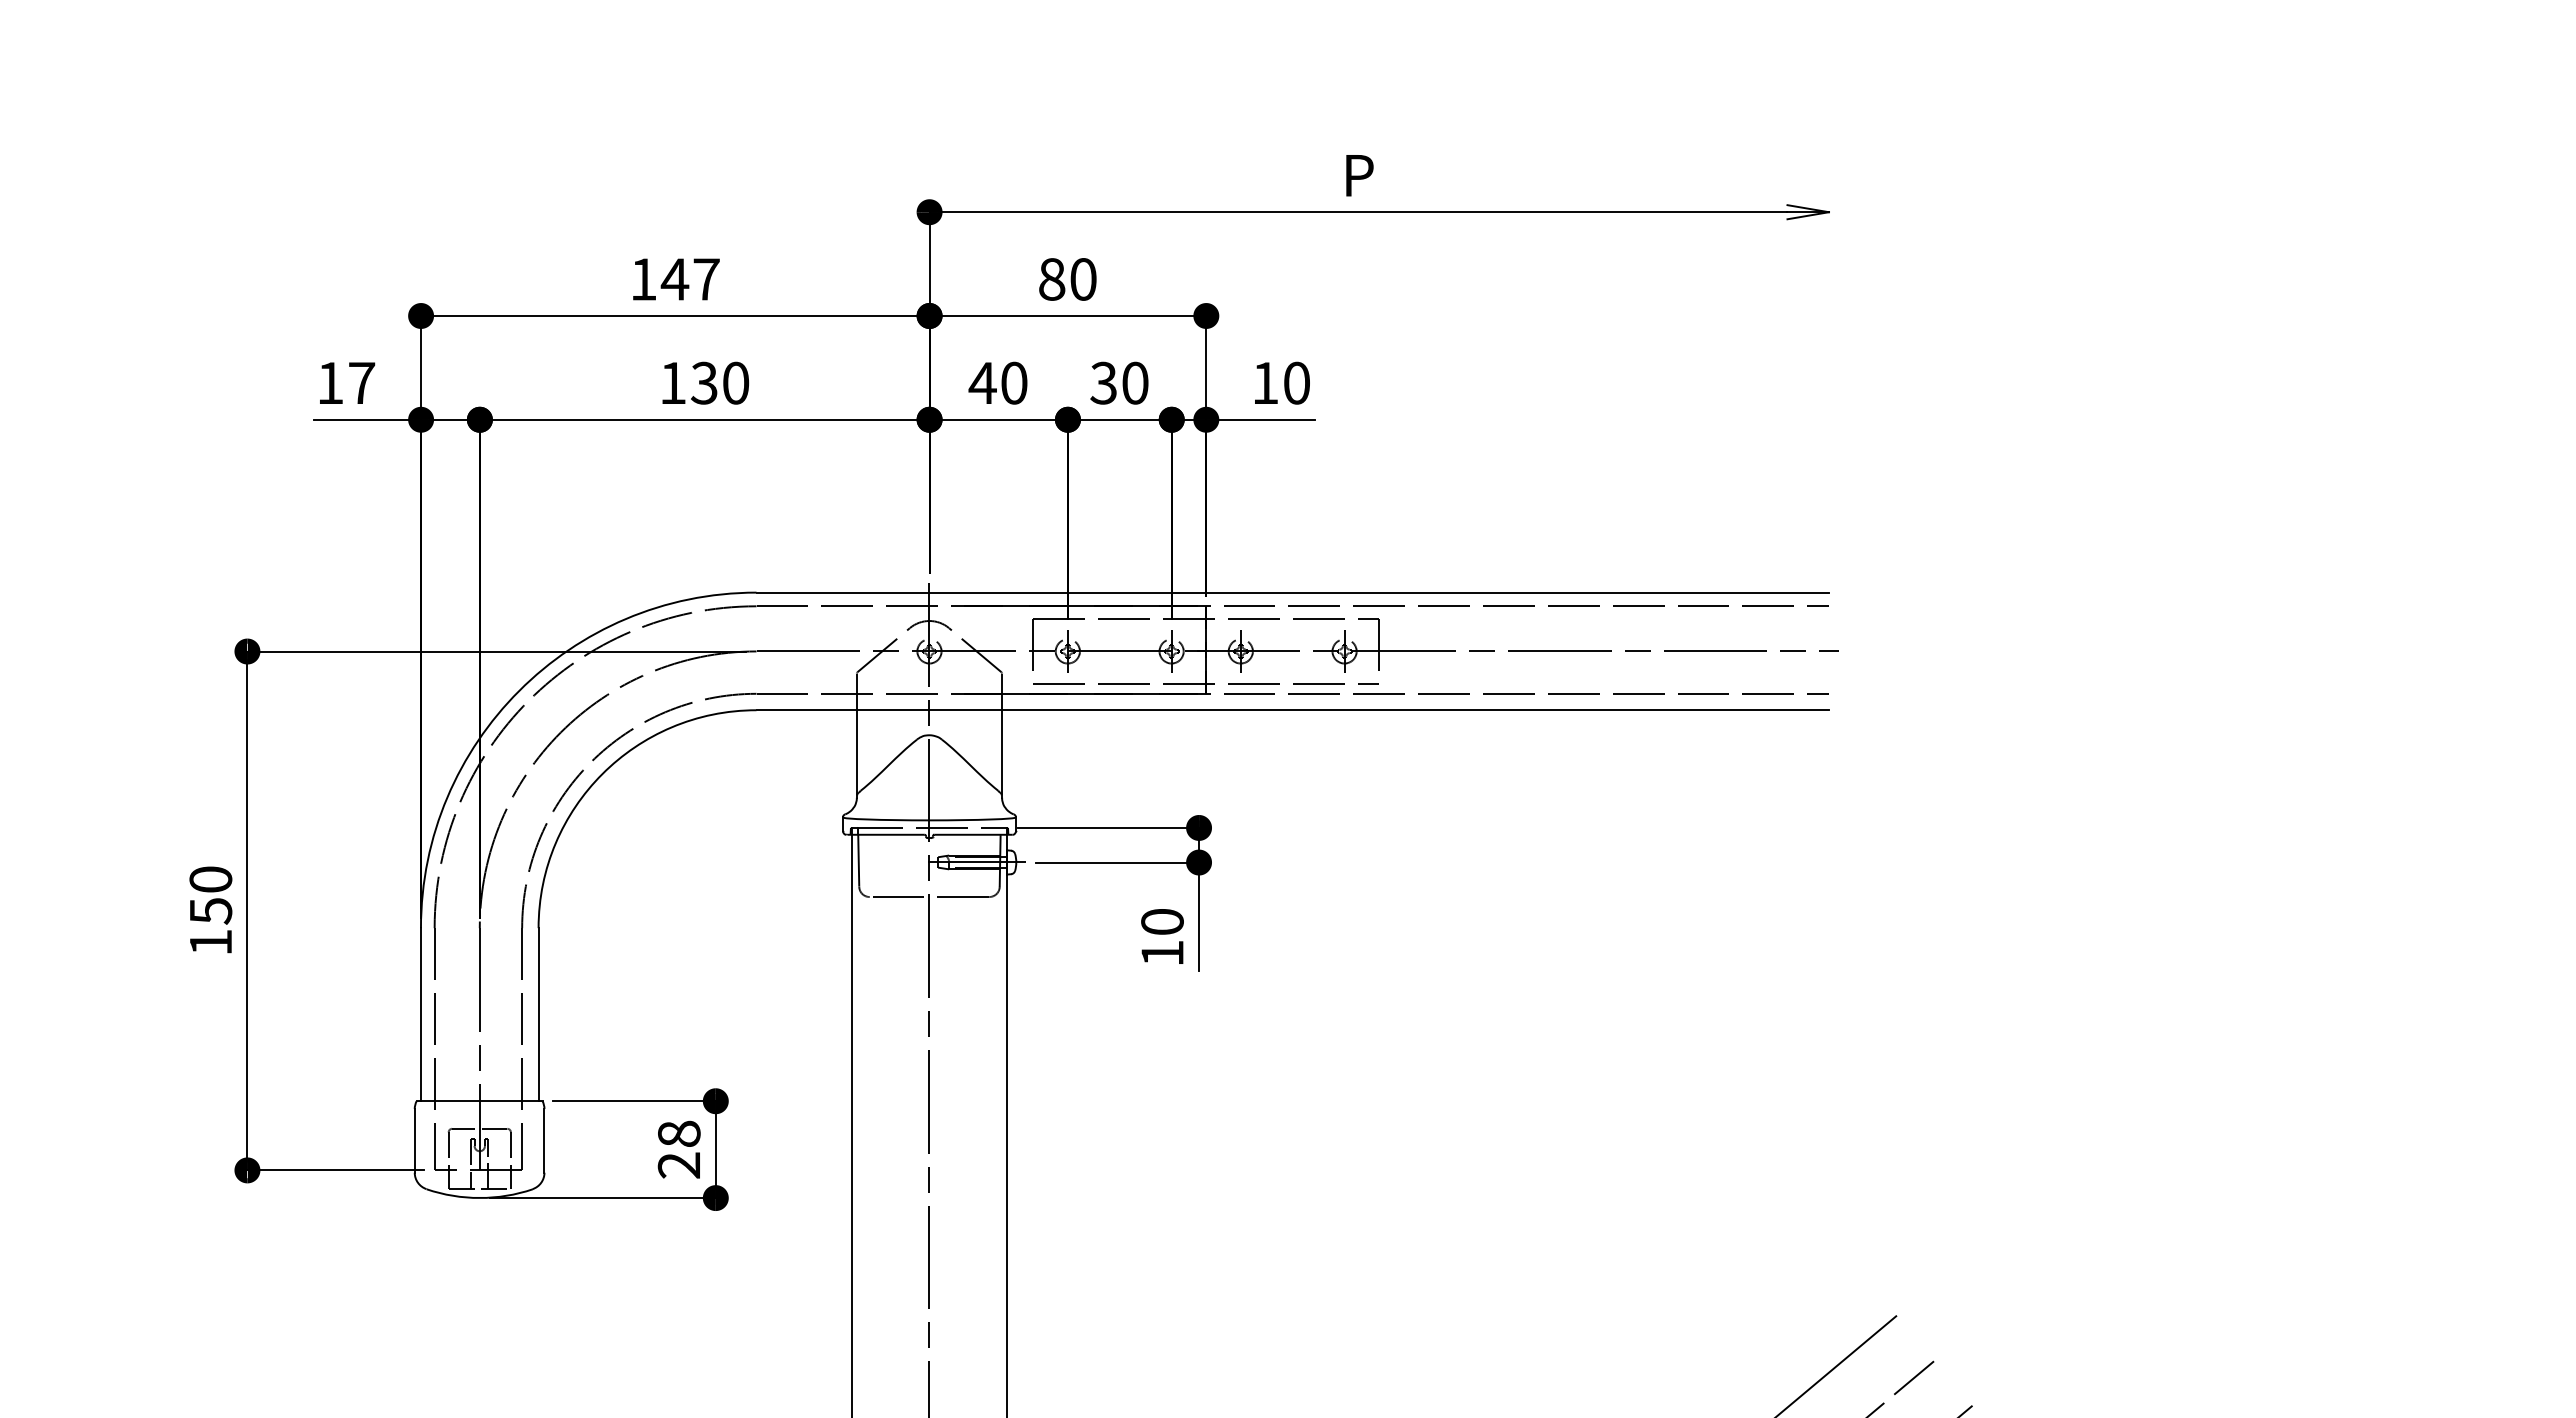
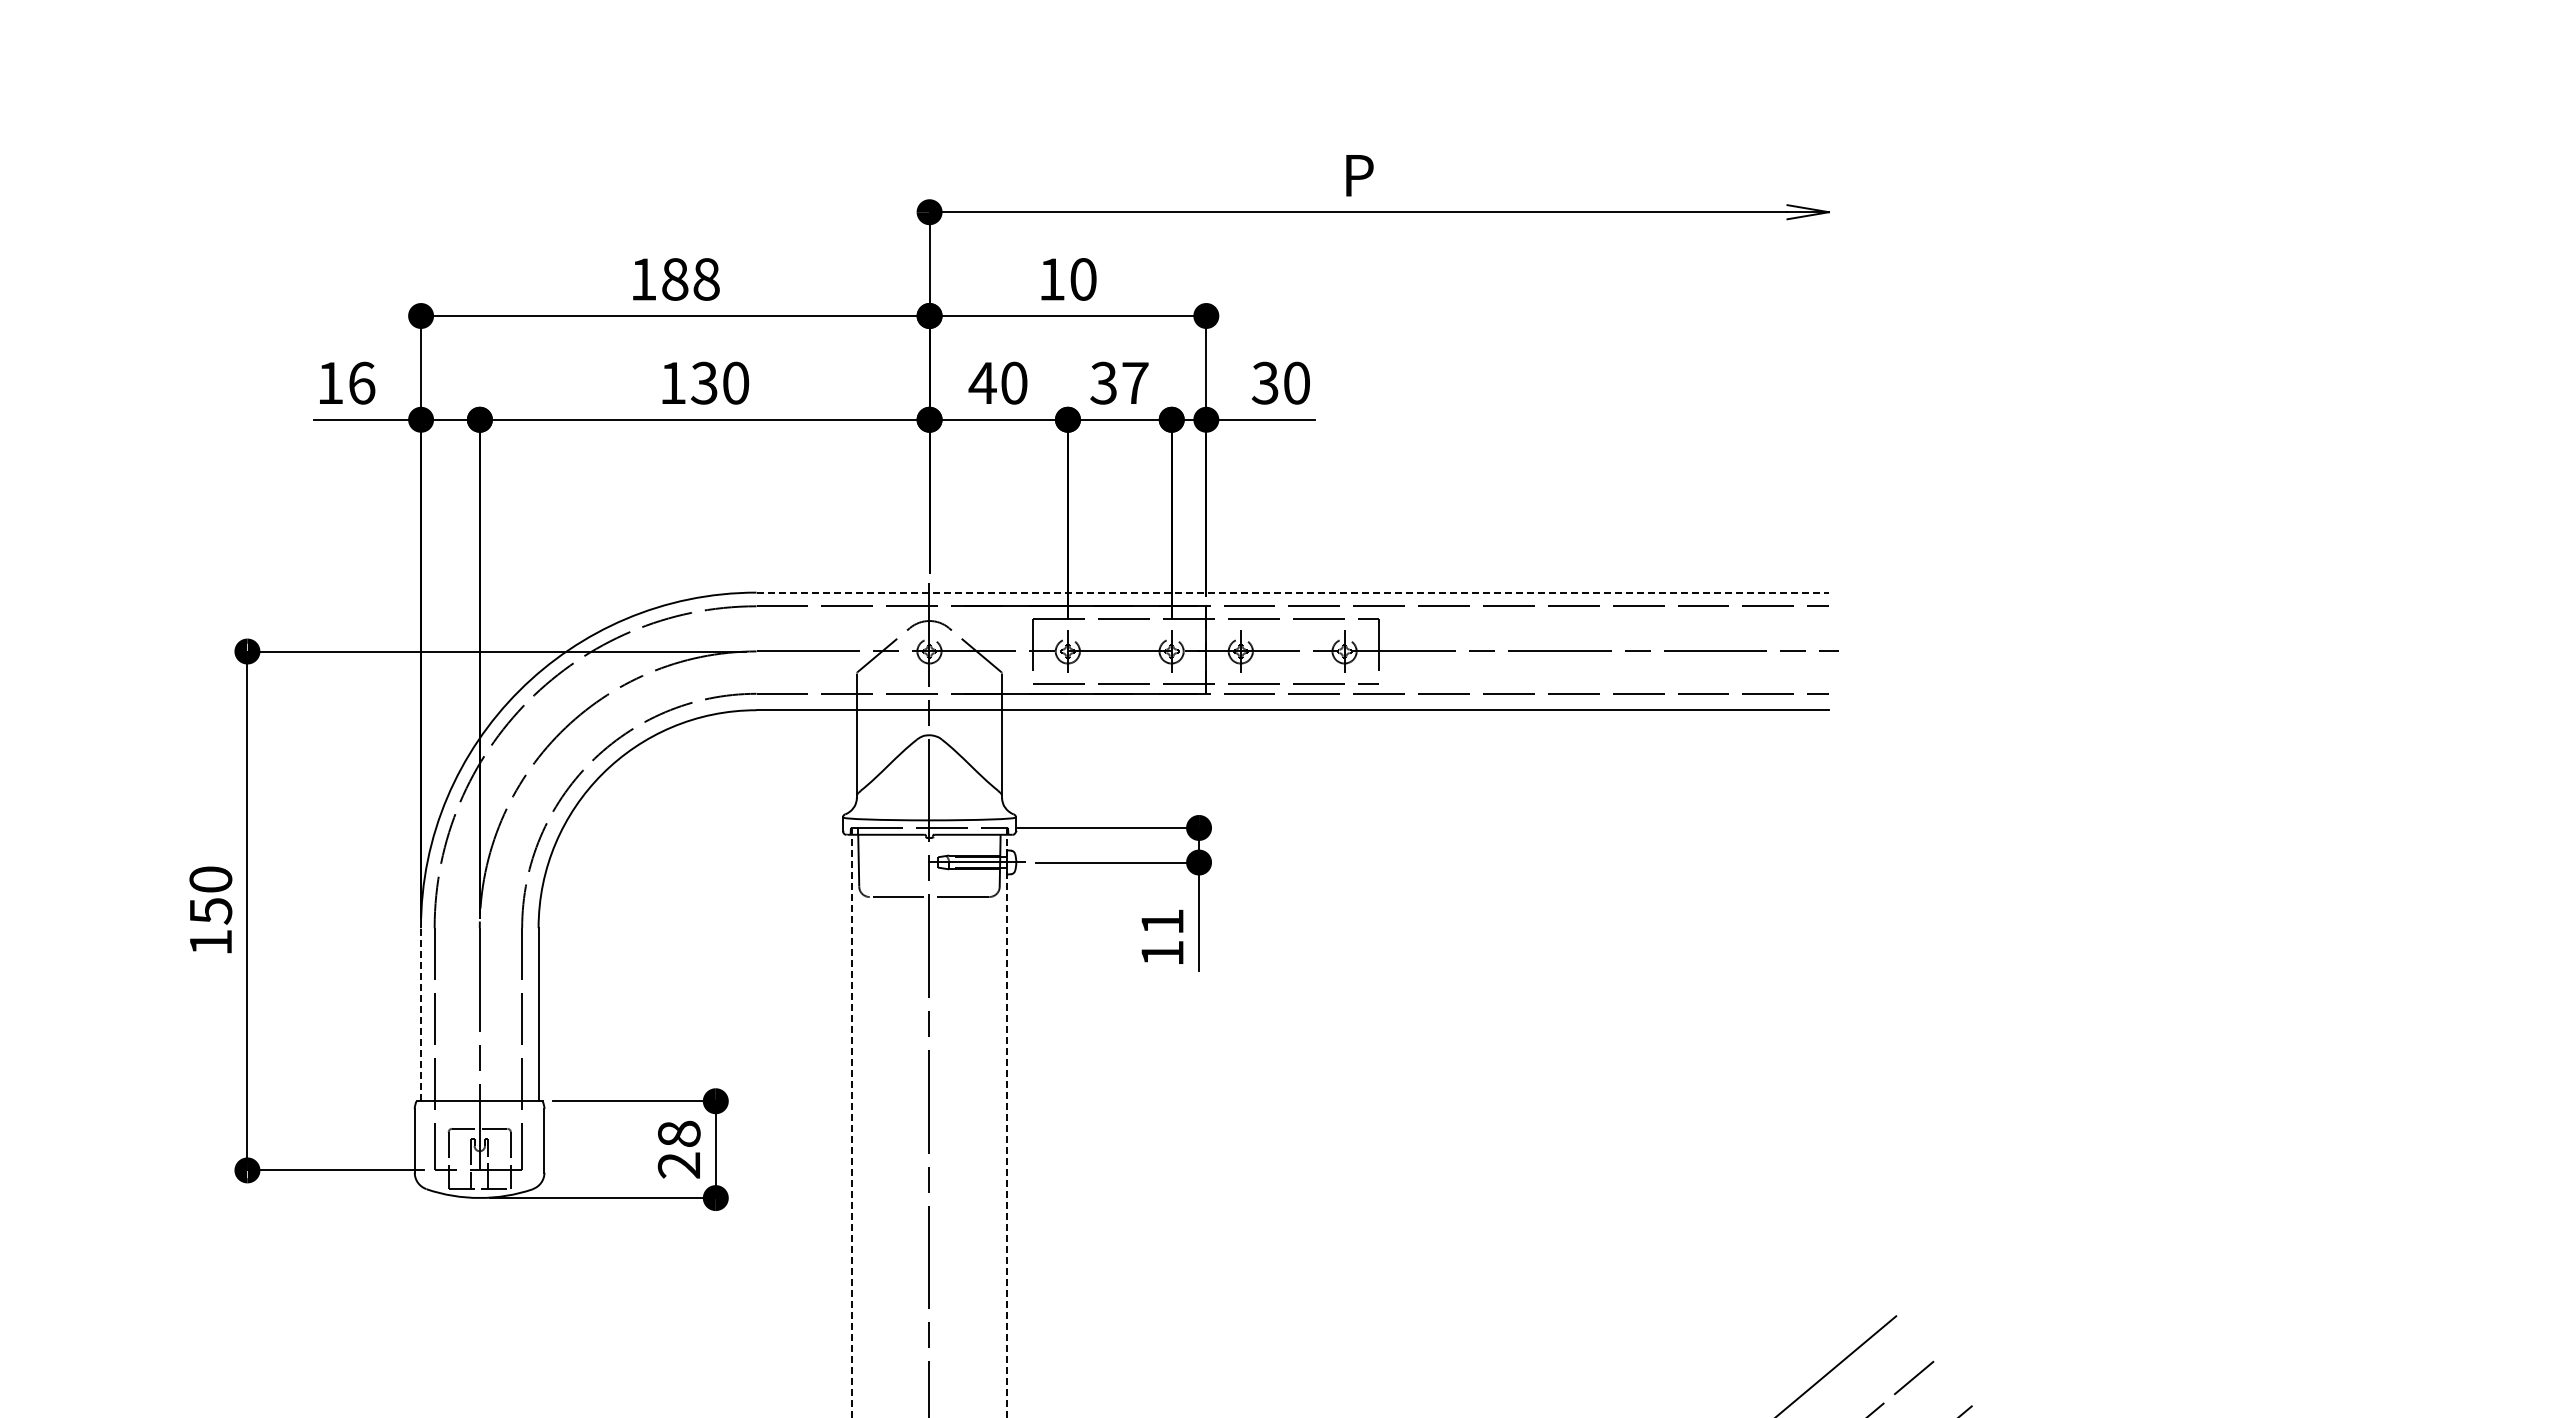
text: 147 -> 188 (689, 279)
text: 80 -> 10 (1052, 279)
text: 17 -> 16 (362, 382)
text: 30 -> 37 (1135, 382)
text: 10 -> 30 (1265, 382)
line: solid -> dashed (1293, 592)
text: 10 -> 11 (1162, 921)
line: solid -> dashed (420, 1014)
line: solid -> dashed (851, 1122)
line: solid -> dashed (1007, 1122)
